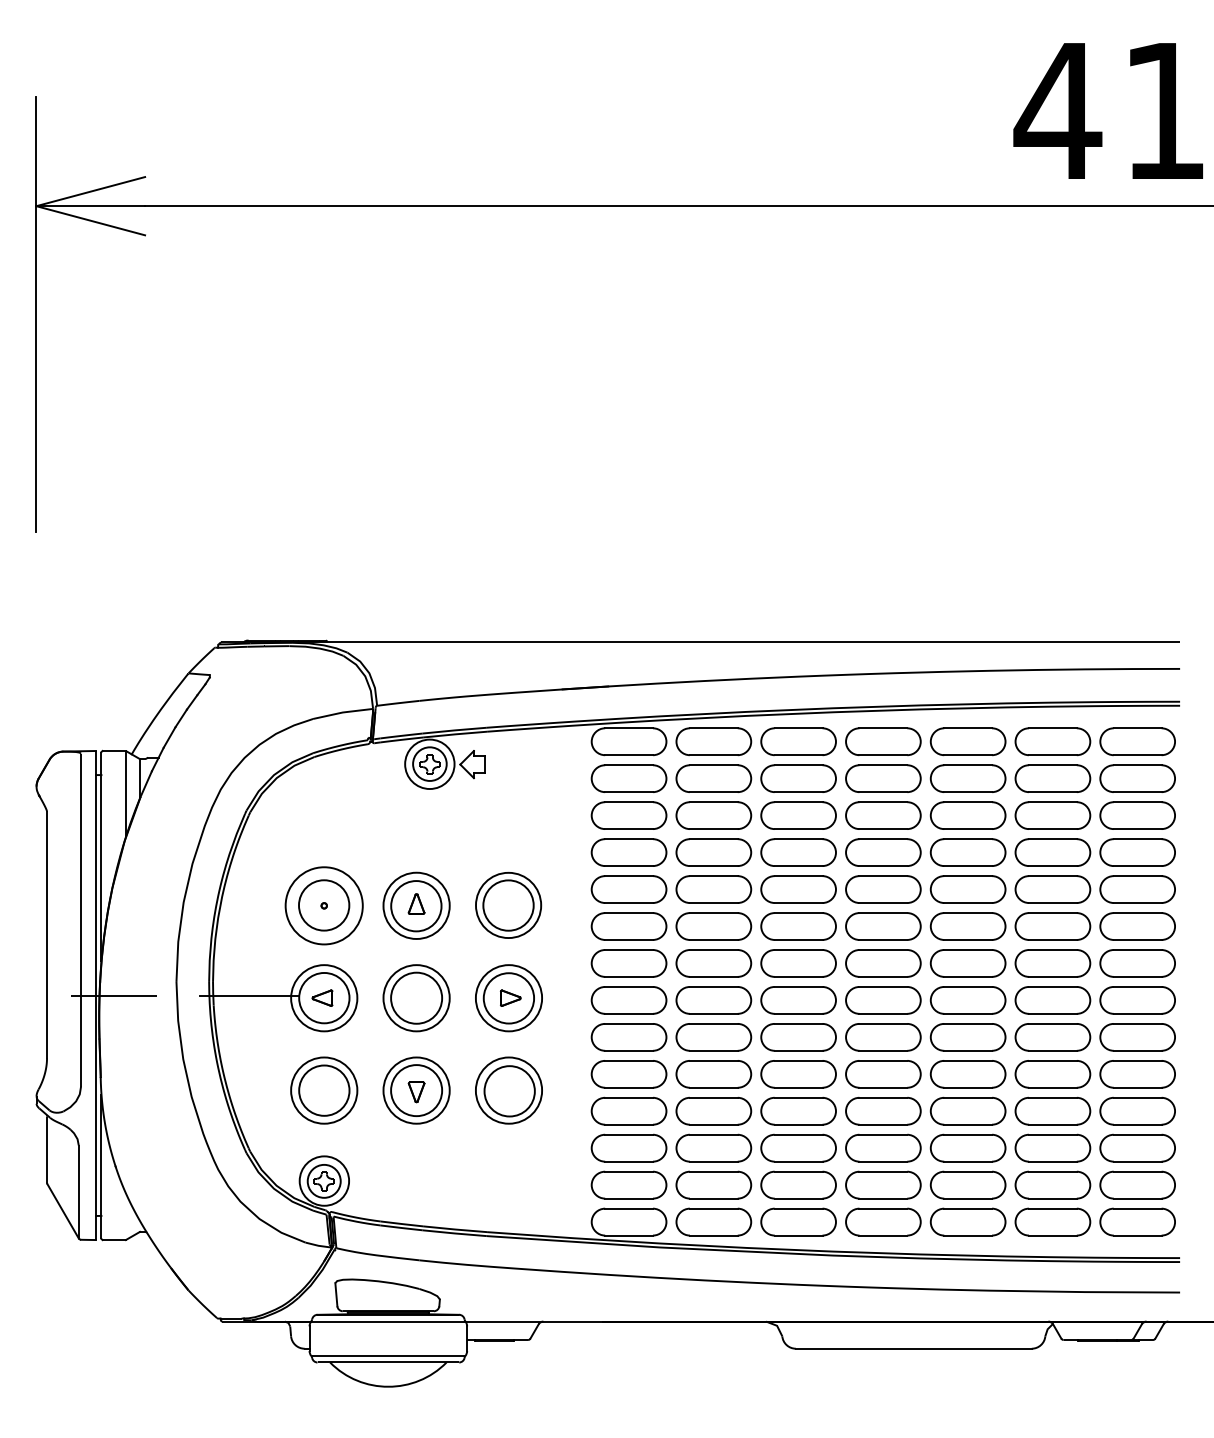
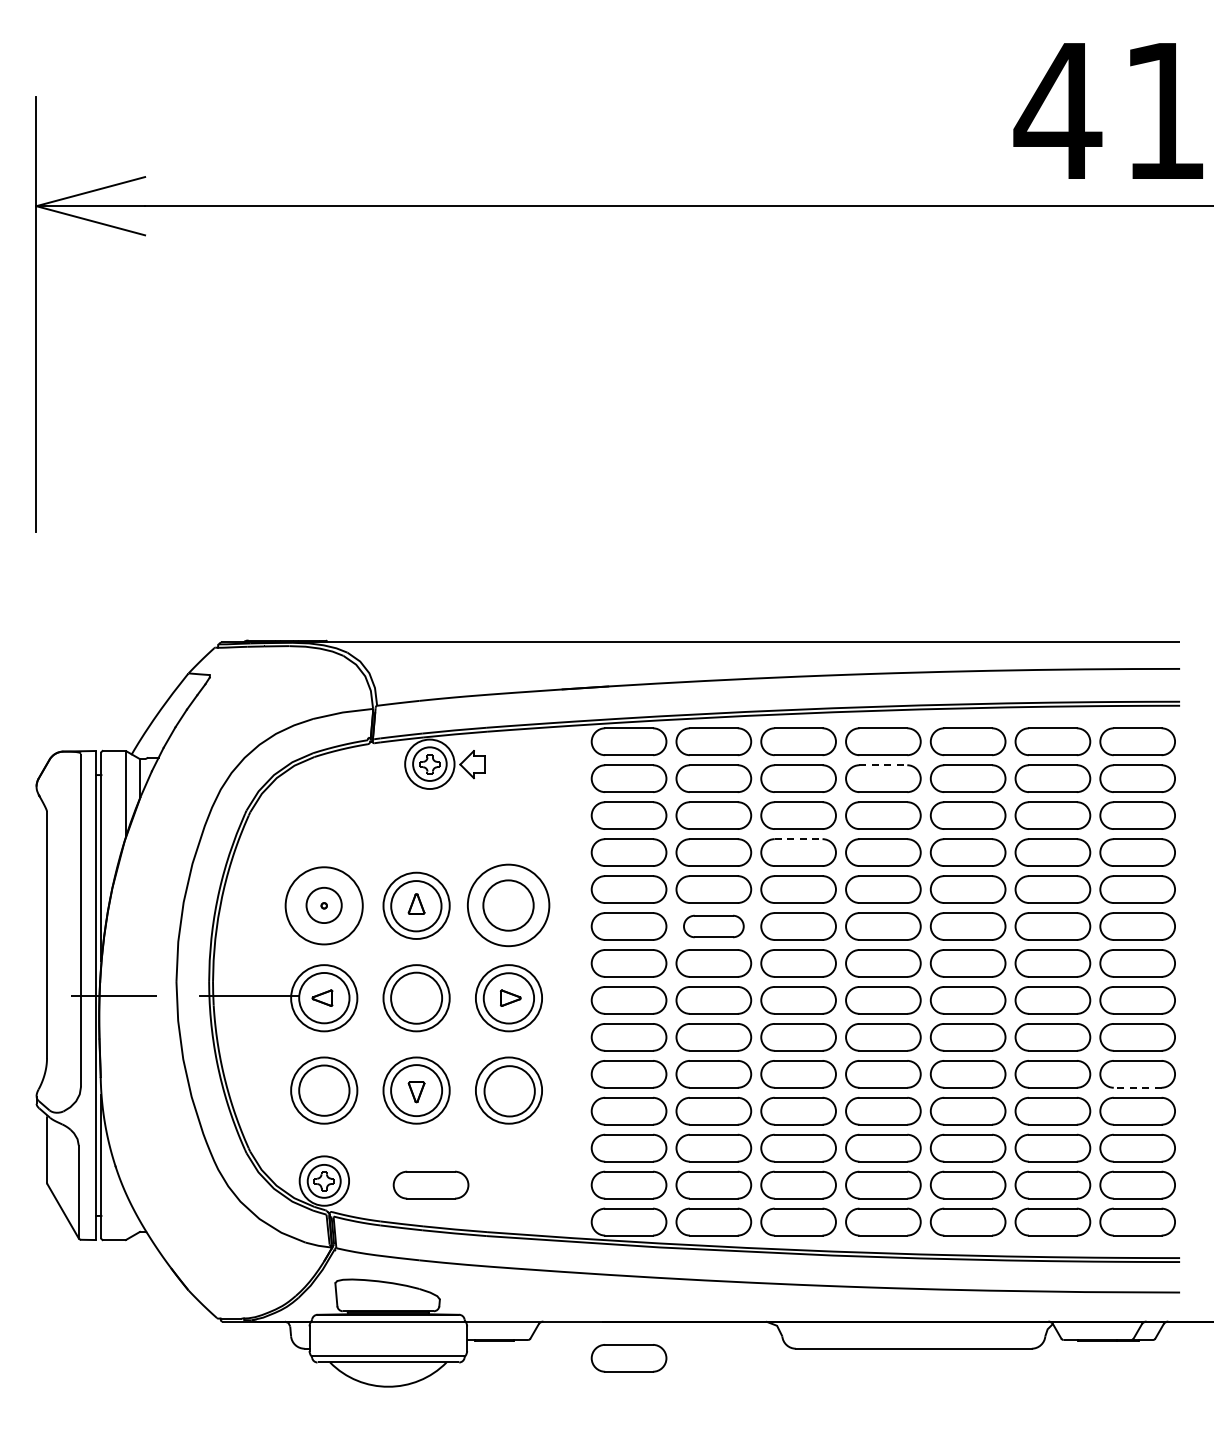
line: solid -> dashed (883, 765)
line: solid -> dashed (798, 839)
circle diameter: 50 px -> 35 px (323, 905)
circle diameter: 65 px -> 82 px (508, 905)
part size: 78x29 px -> 62x25 px (713, 926)
line: solid -> dashed (1137, 1087)
part: none -> present (430, 1184)
part: none -> present (628, 1358)
